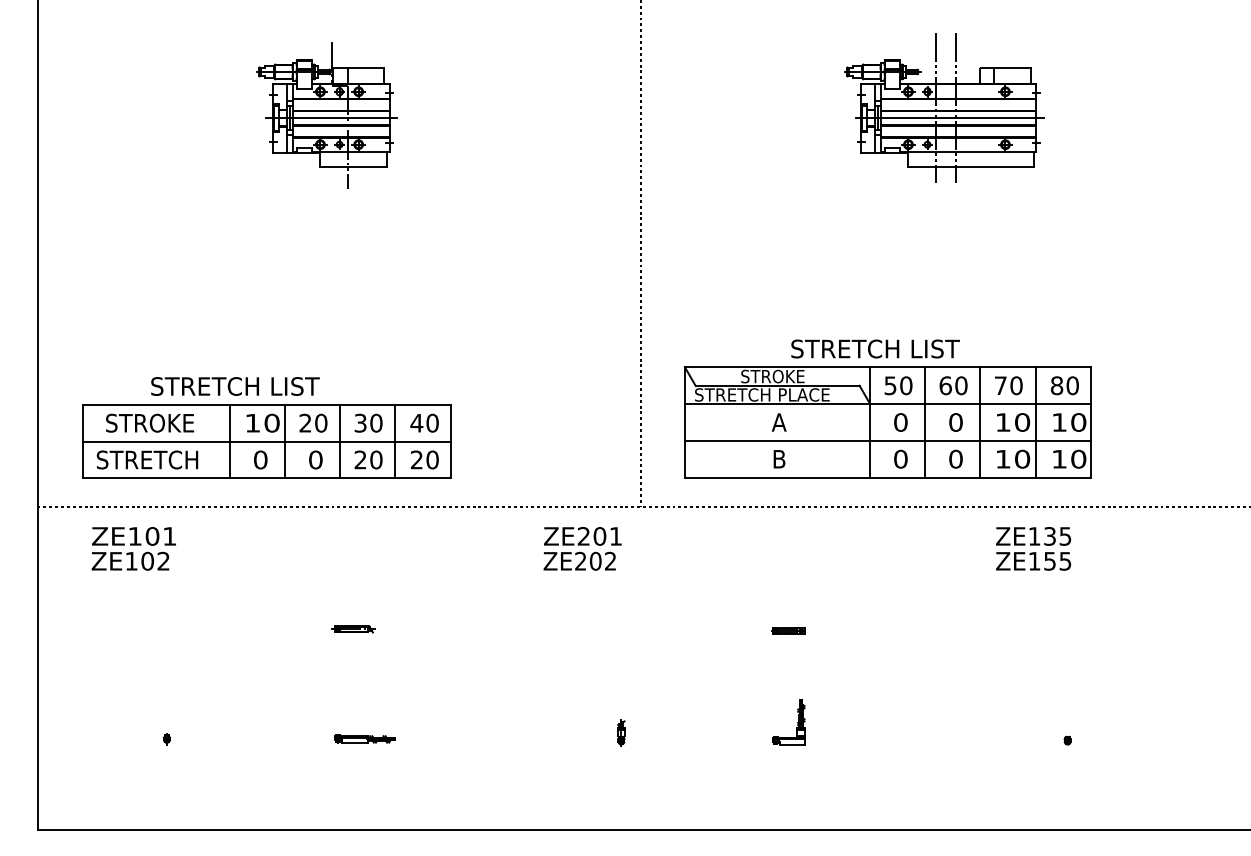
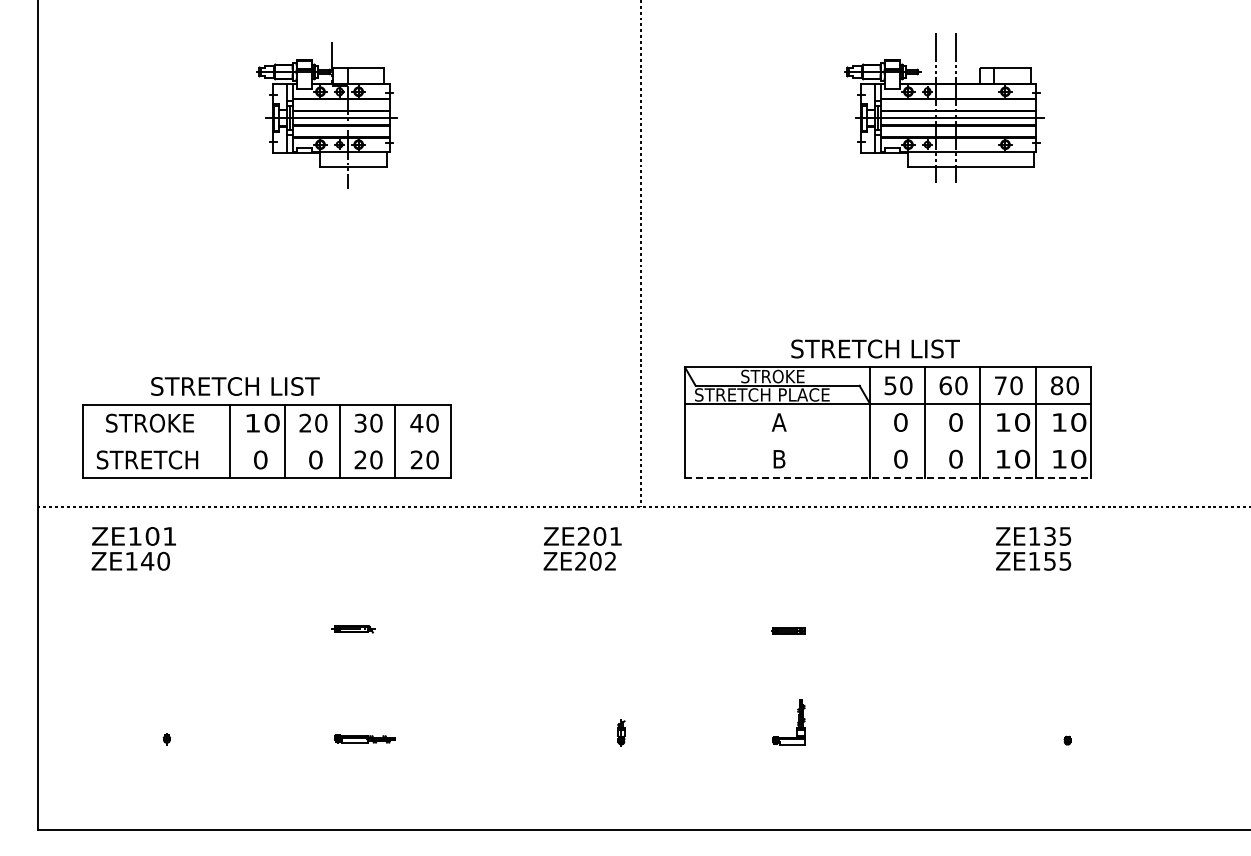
line: present -> none (887, 440)
line: present -> none (266, 441)
line: solid -> dashed (887, 477)
text: ZE102 -> ZE140 (155, 560)
